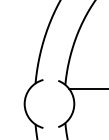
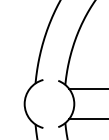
line: none -> present (87, 118)
